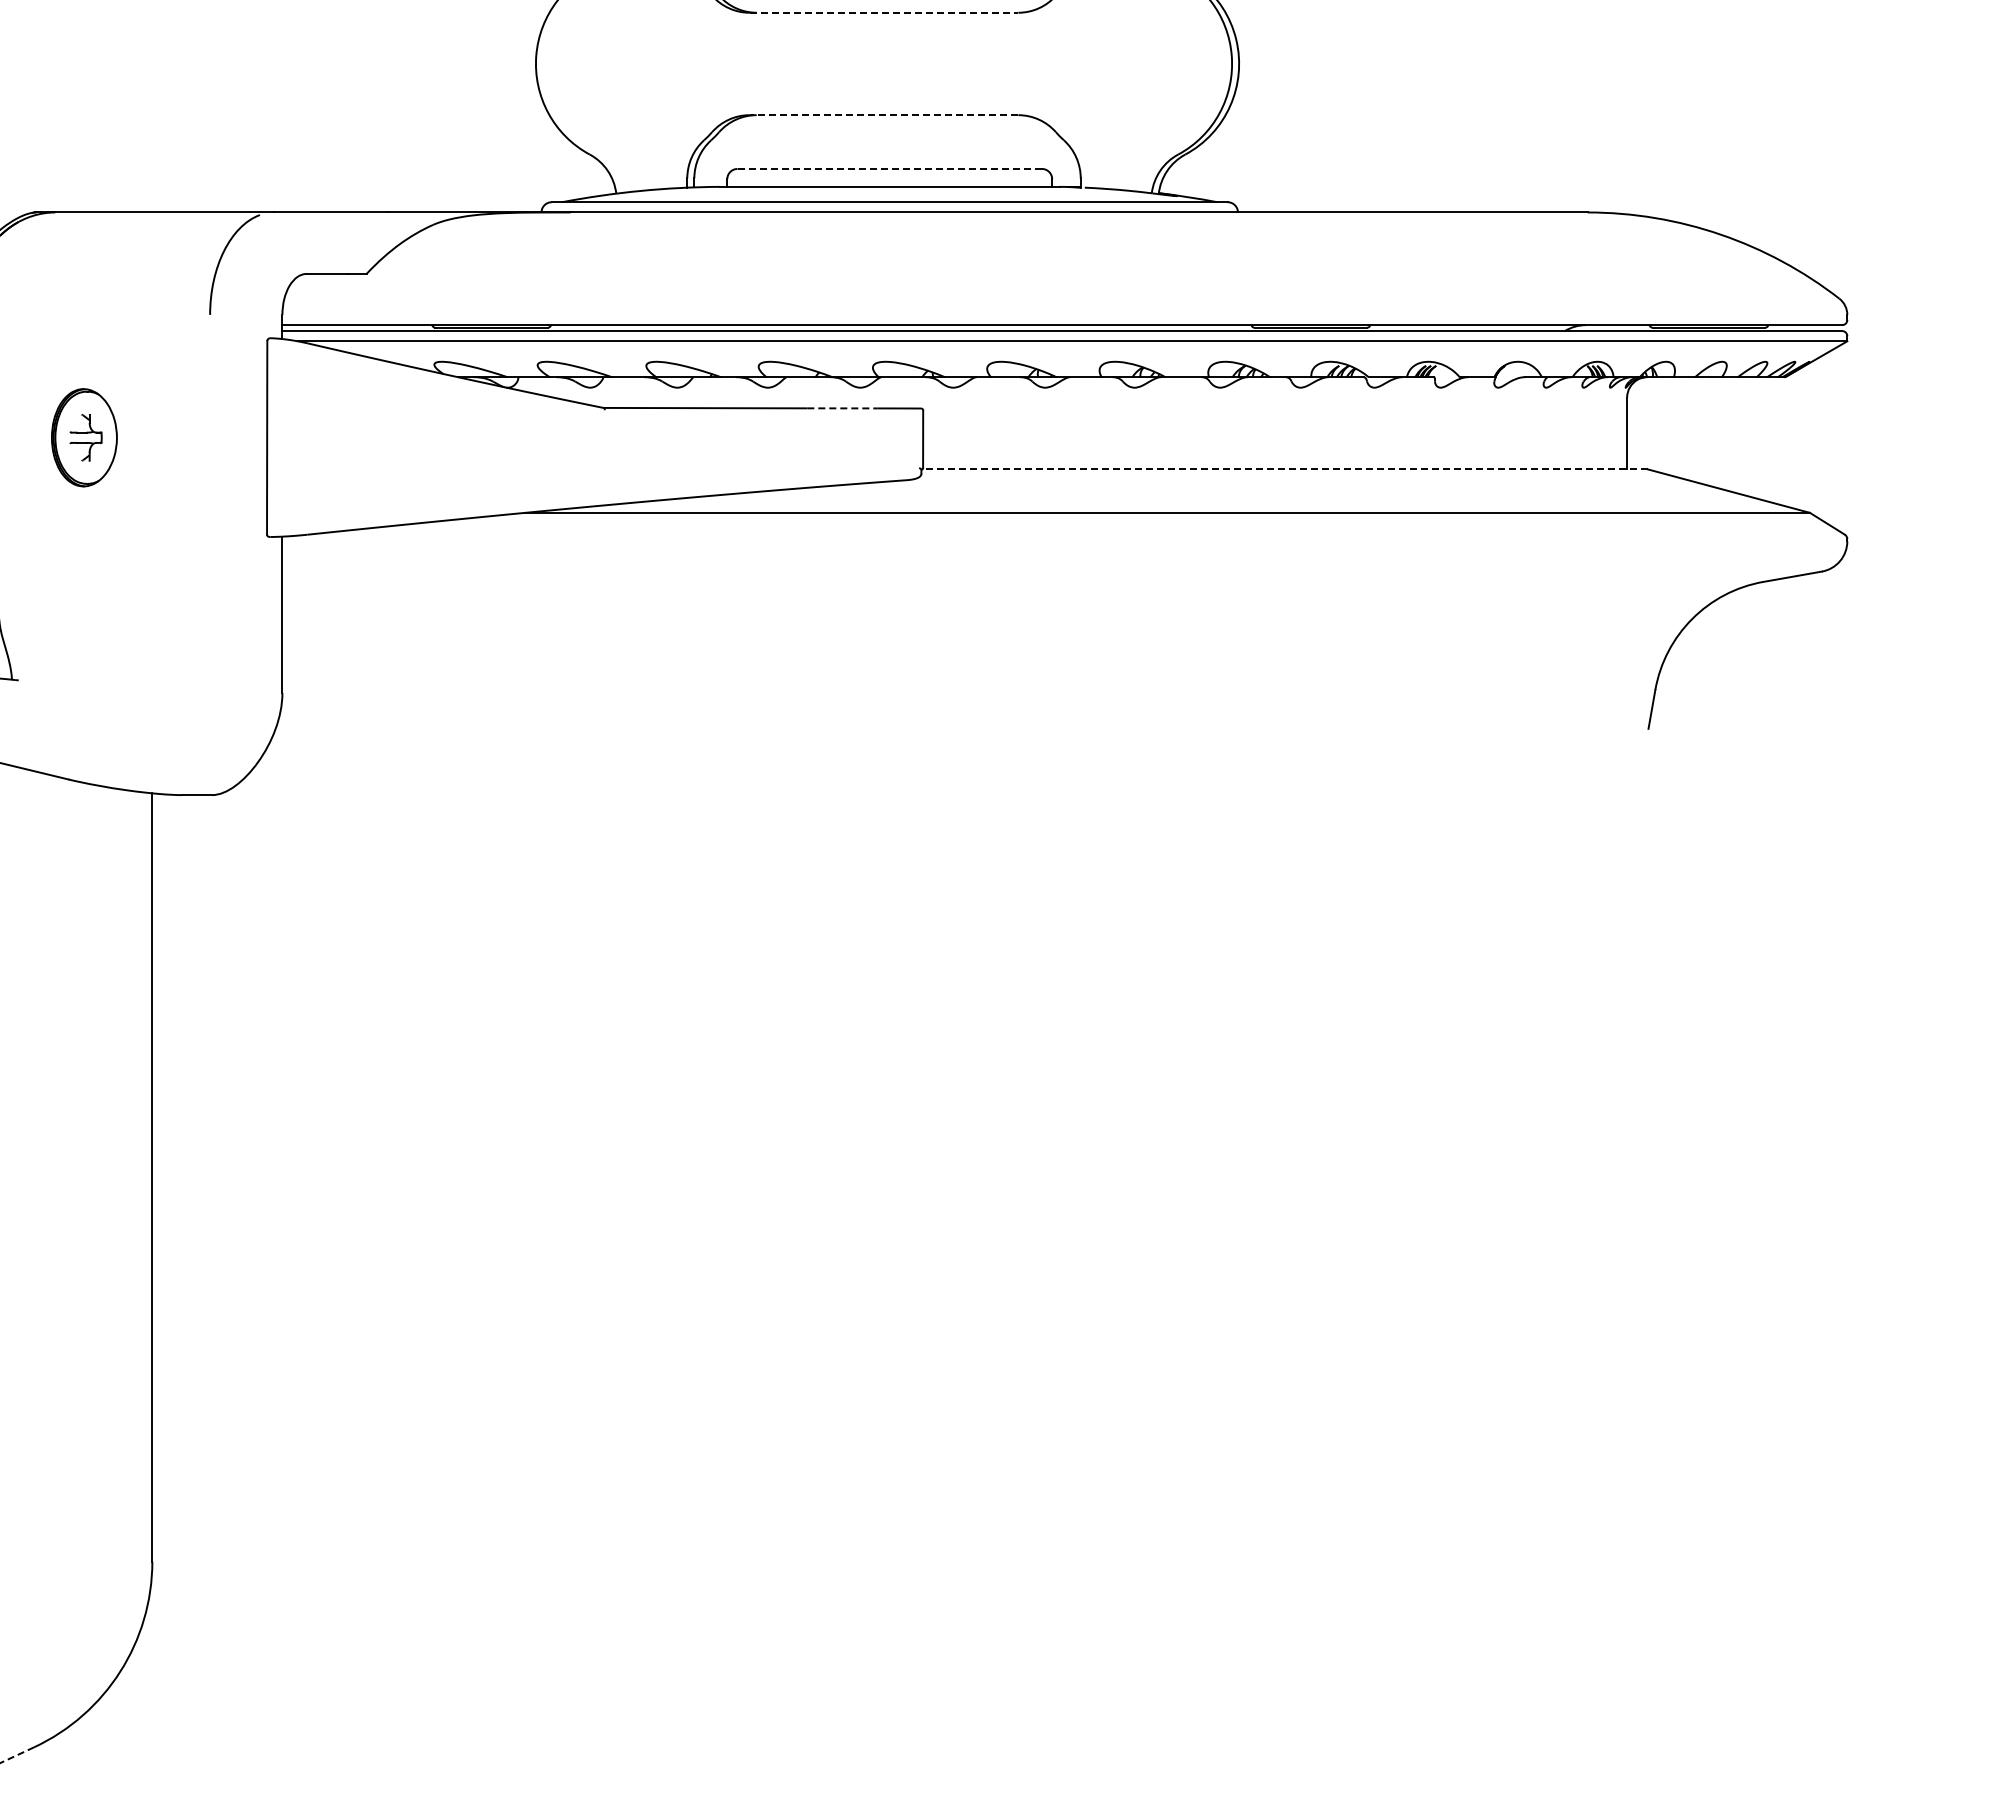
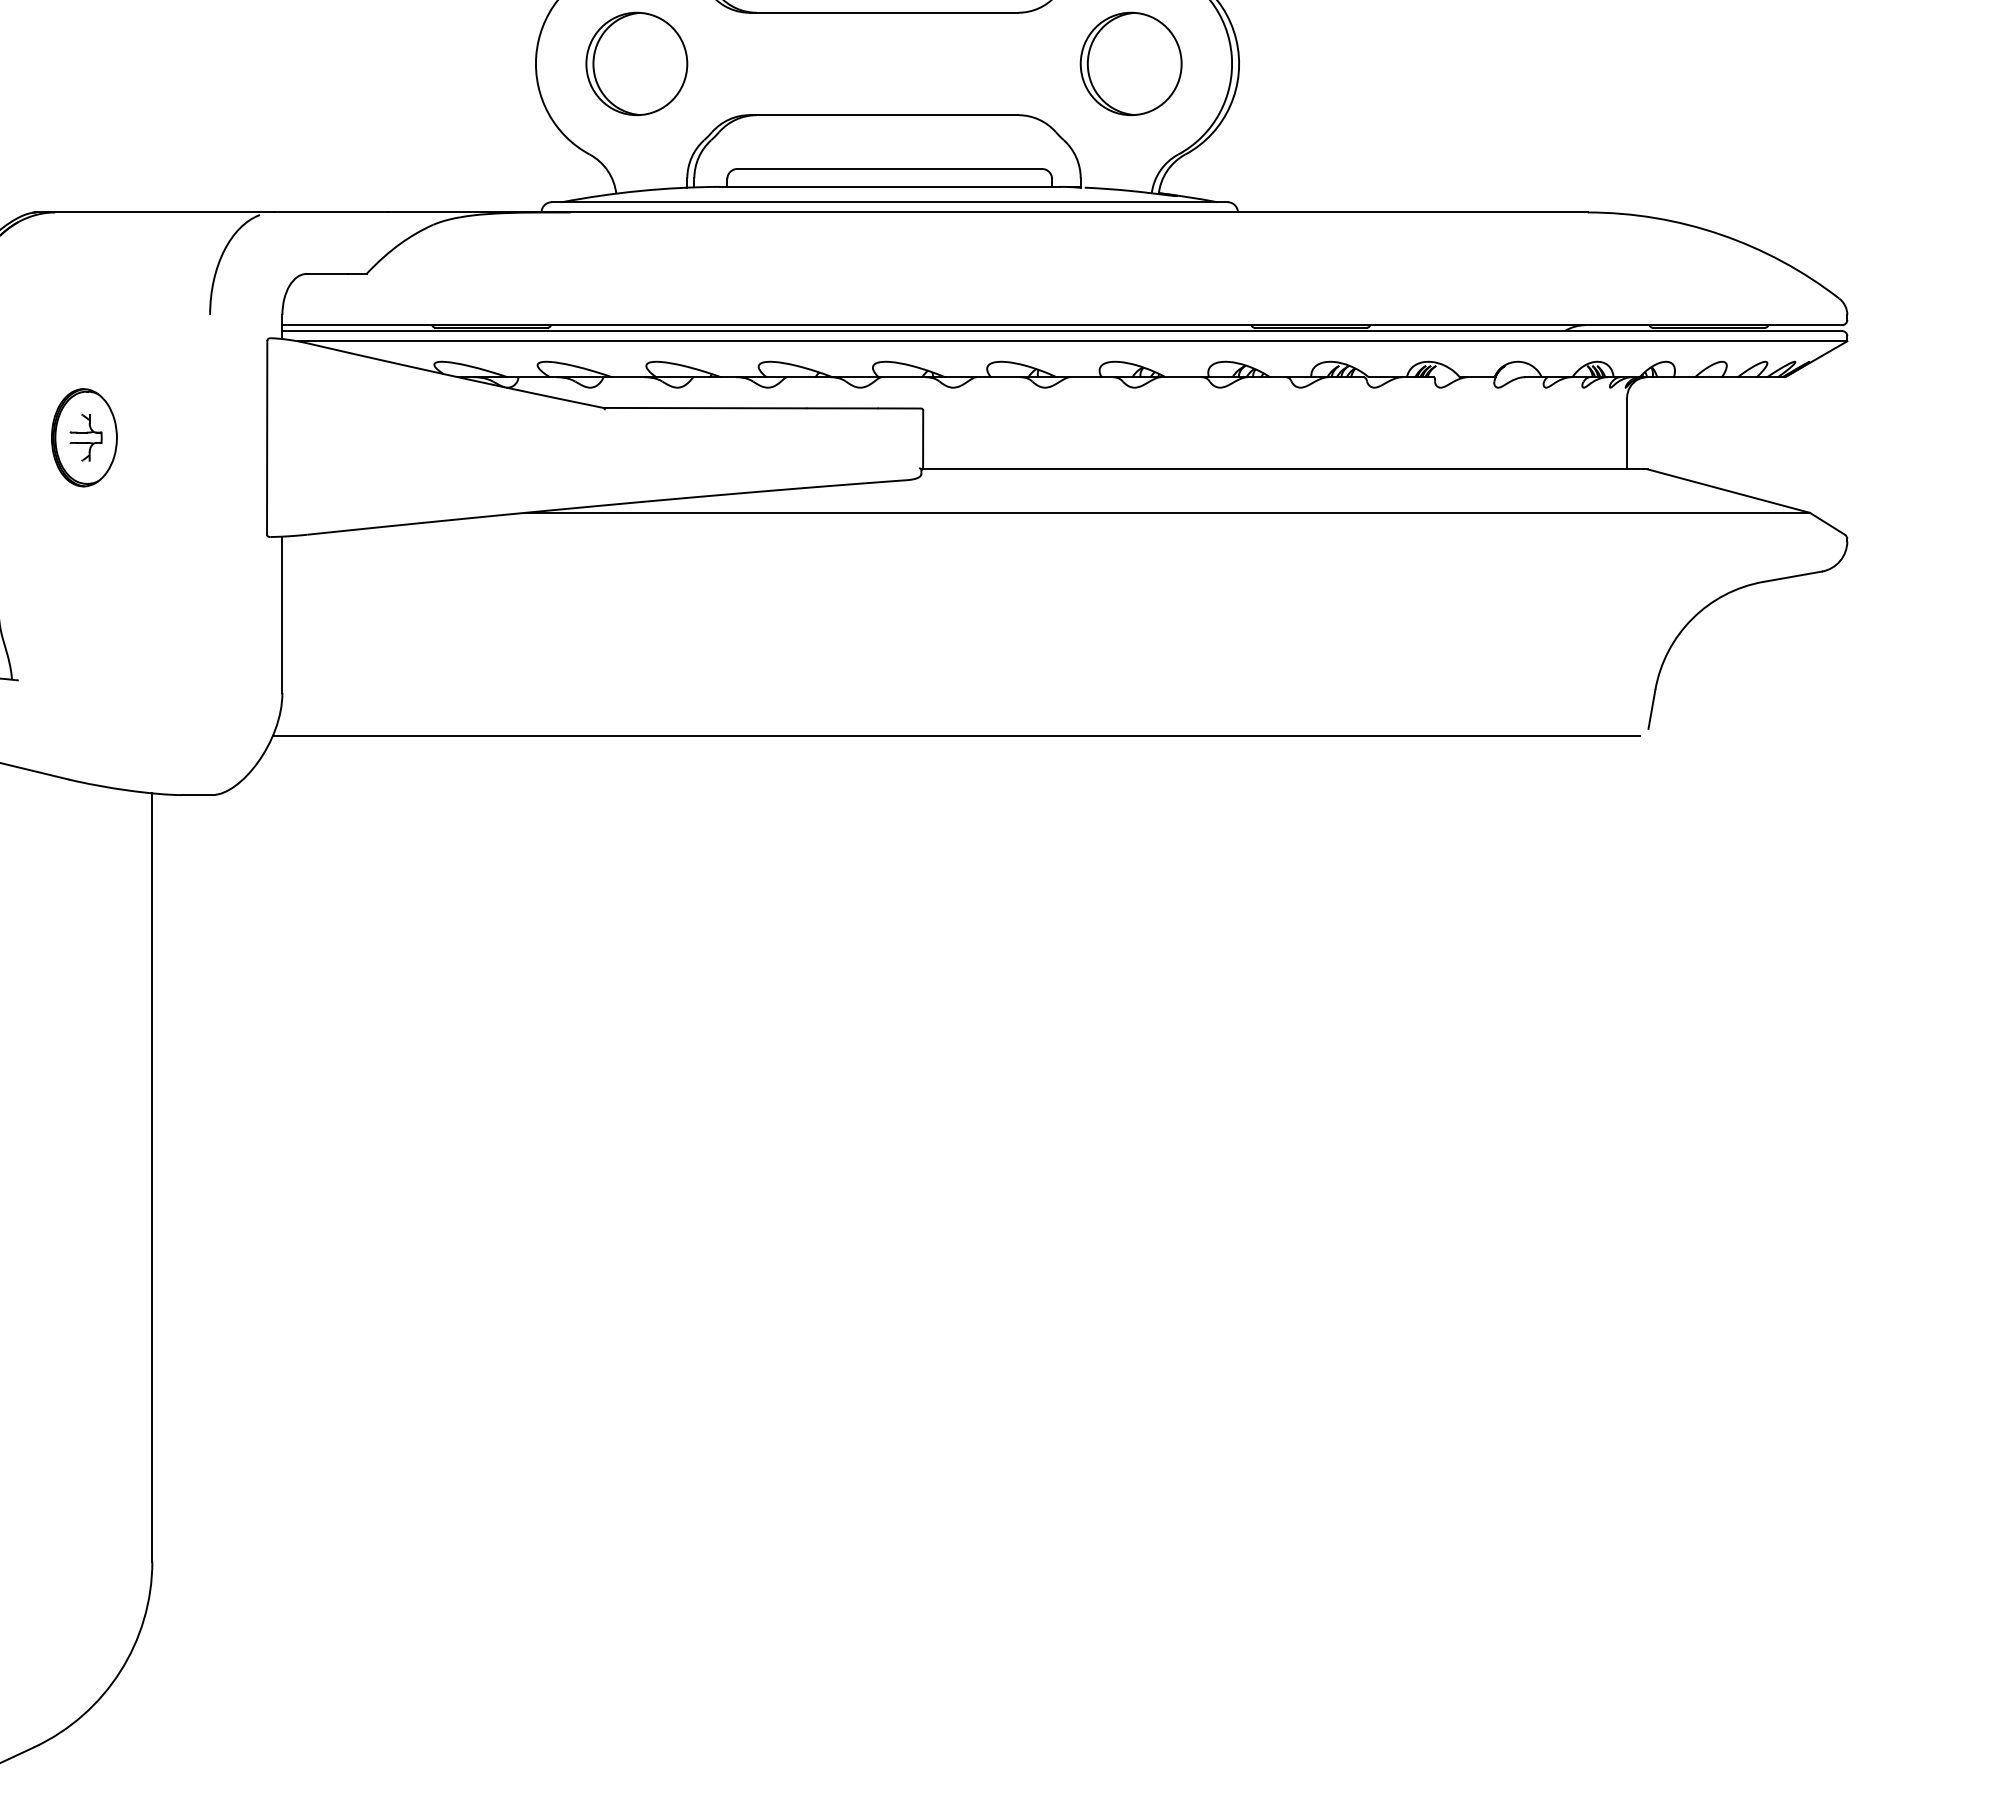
line: dashed -> solid (884, 12)
part: none -> present (636, 63)
part: none -> present (1130, 63)
line: dashed -> solid (883, 115)
line: dashed -> solid (889, 168)
line: dashed -> solid (843, 408)
line: dashed -> solid (1285, 469)
line: none -> present (956, 735)
line: dashed -> solid (16, 1755)
